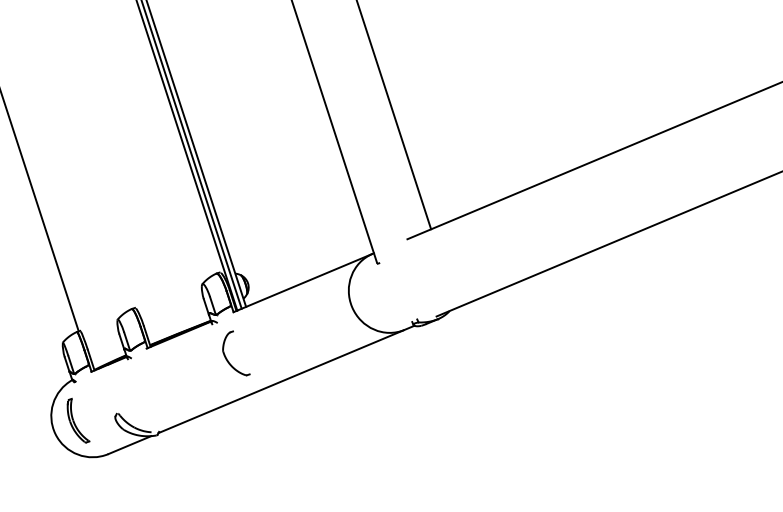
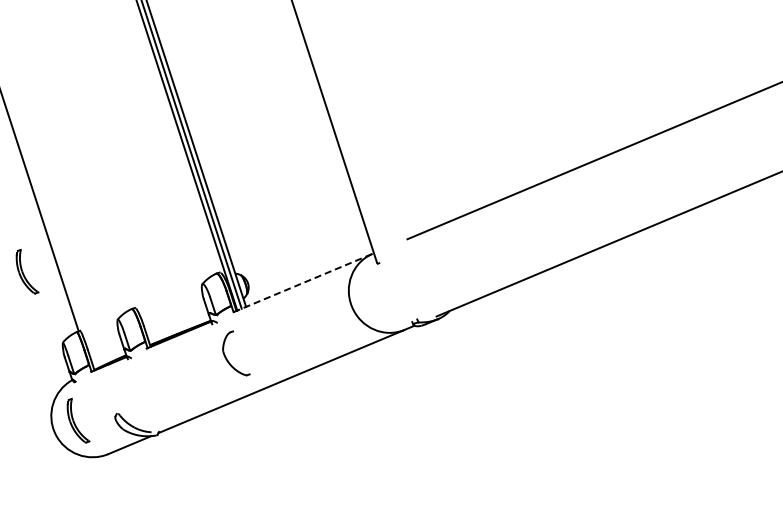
line: present -> none (394, 115)
part: none -> present (27, 271)
line: solid -> dashed (304, 282)
